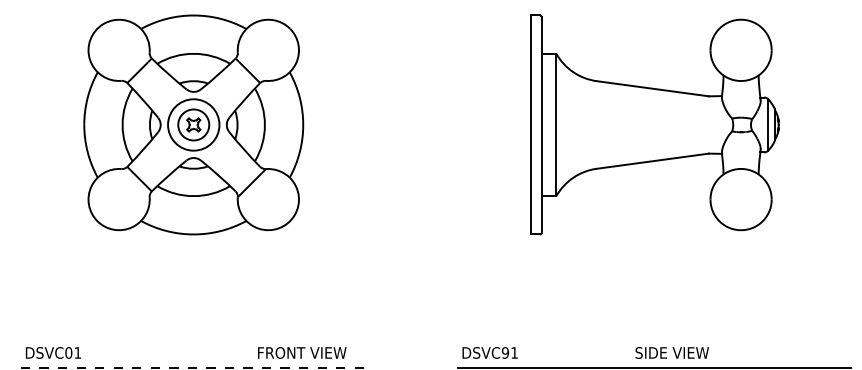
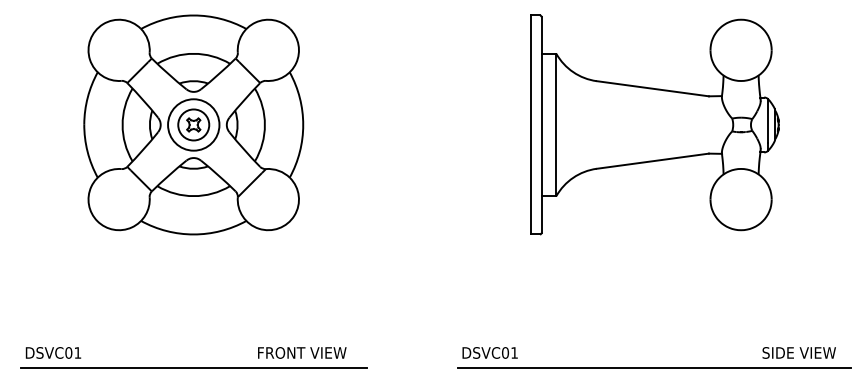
text: DSVC91 -> DSVC01 (504, 352)
text position: (671, 352) -> (798, 352) (798, 352)
line: dashed -> solid (193, 367)
